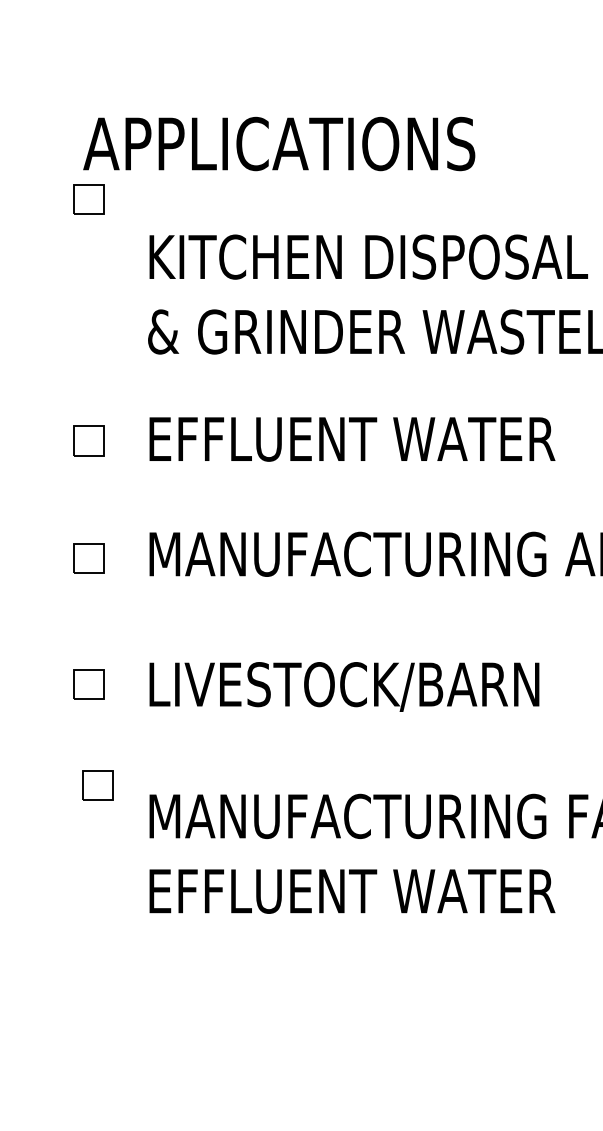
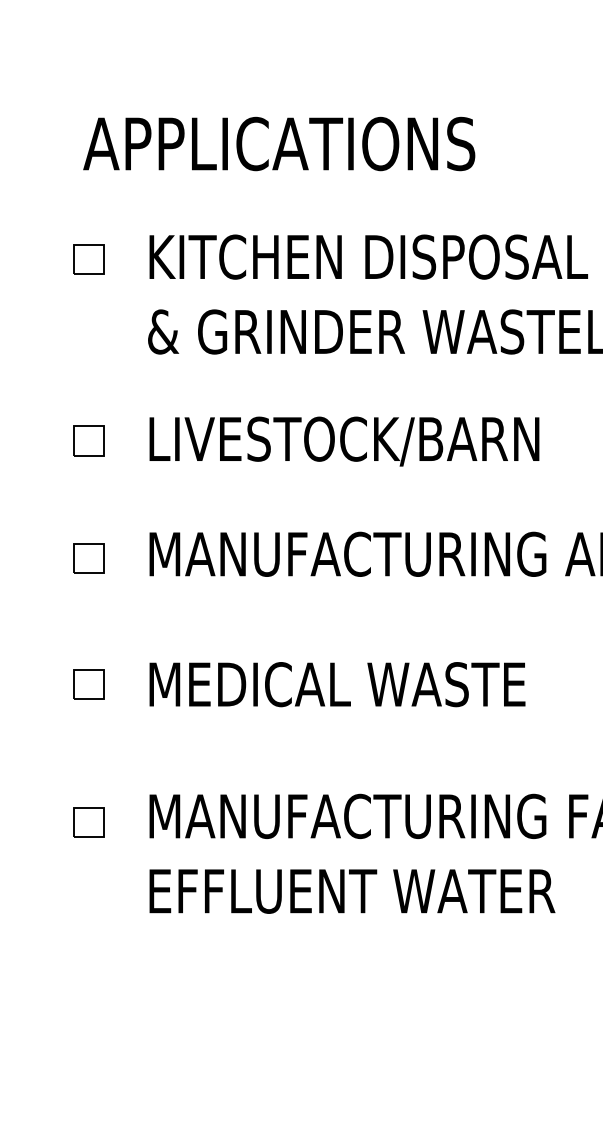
part position: (88, 199) -> (88, 259) (88, 259)
text: EFFLUENT WATER -> LIVESTOCK/BARN (354, 441)
text: LIVESTOCK/BARN -> MEDICAL WASTE (346, 686)
part position: (97, 785) -> (88, 822) (88, 822)
